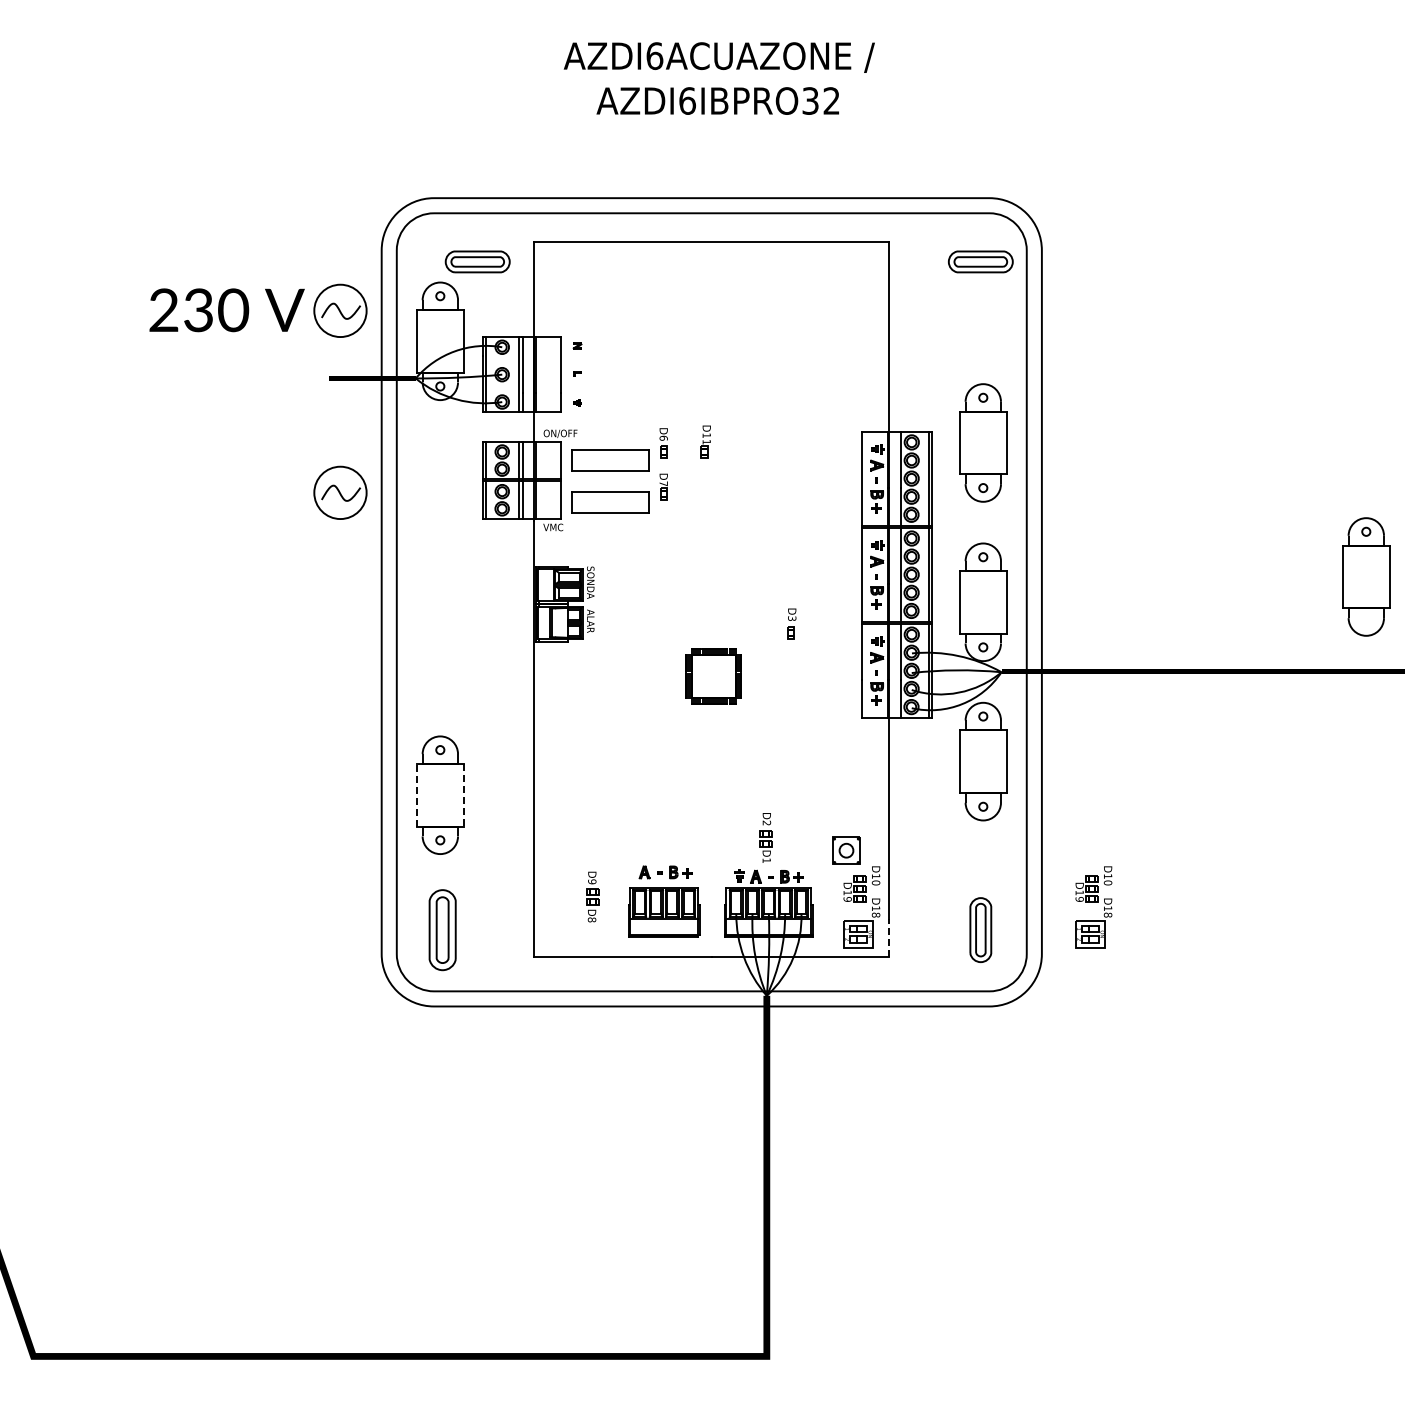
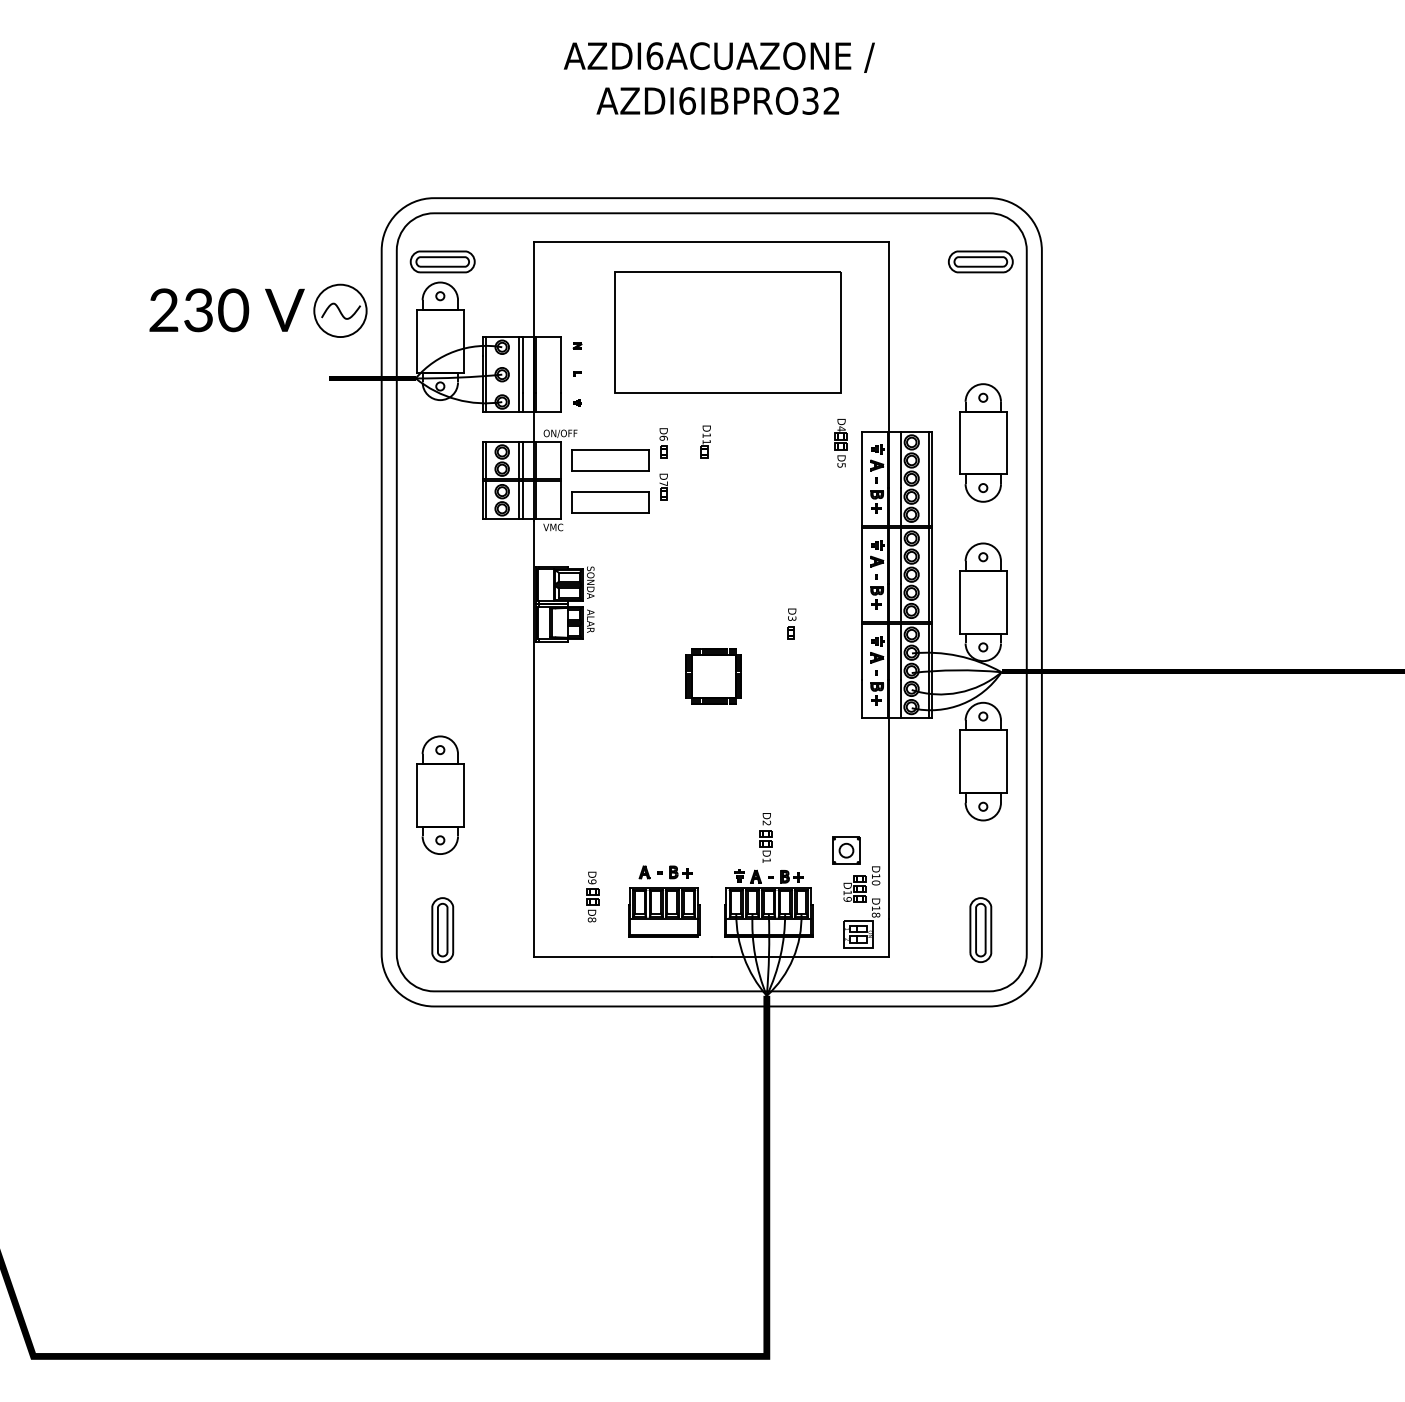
part position: (477, 261) -> (442, 261) (442, 261)
part: none -> present (727, 332)
part: none -> present (840, 443)
part: present -> none (340, 492)
part: present -> none (1366, 576)
line: dashed -> solid (417, 794)
line: dashed -> solid (463, 795)
part: present -> none (1093, 907)
part size: 29x83 px -> 24x66 px (442, 929)
line: dashed -> solid (889, 937)
